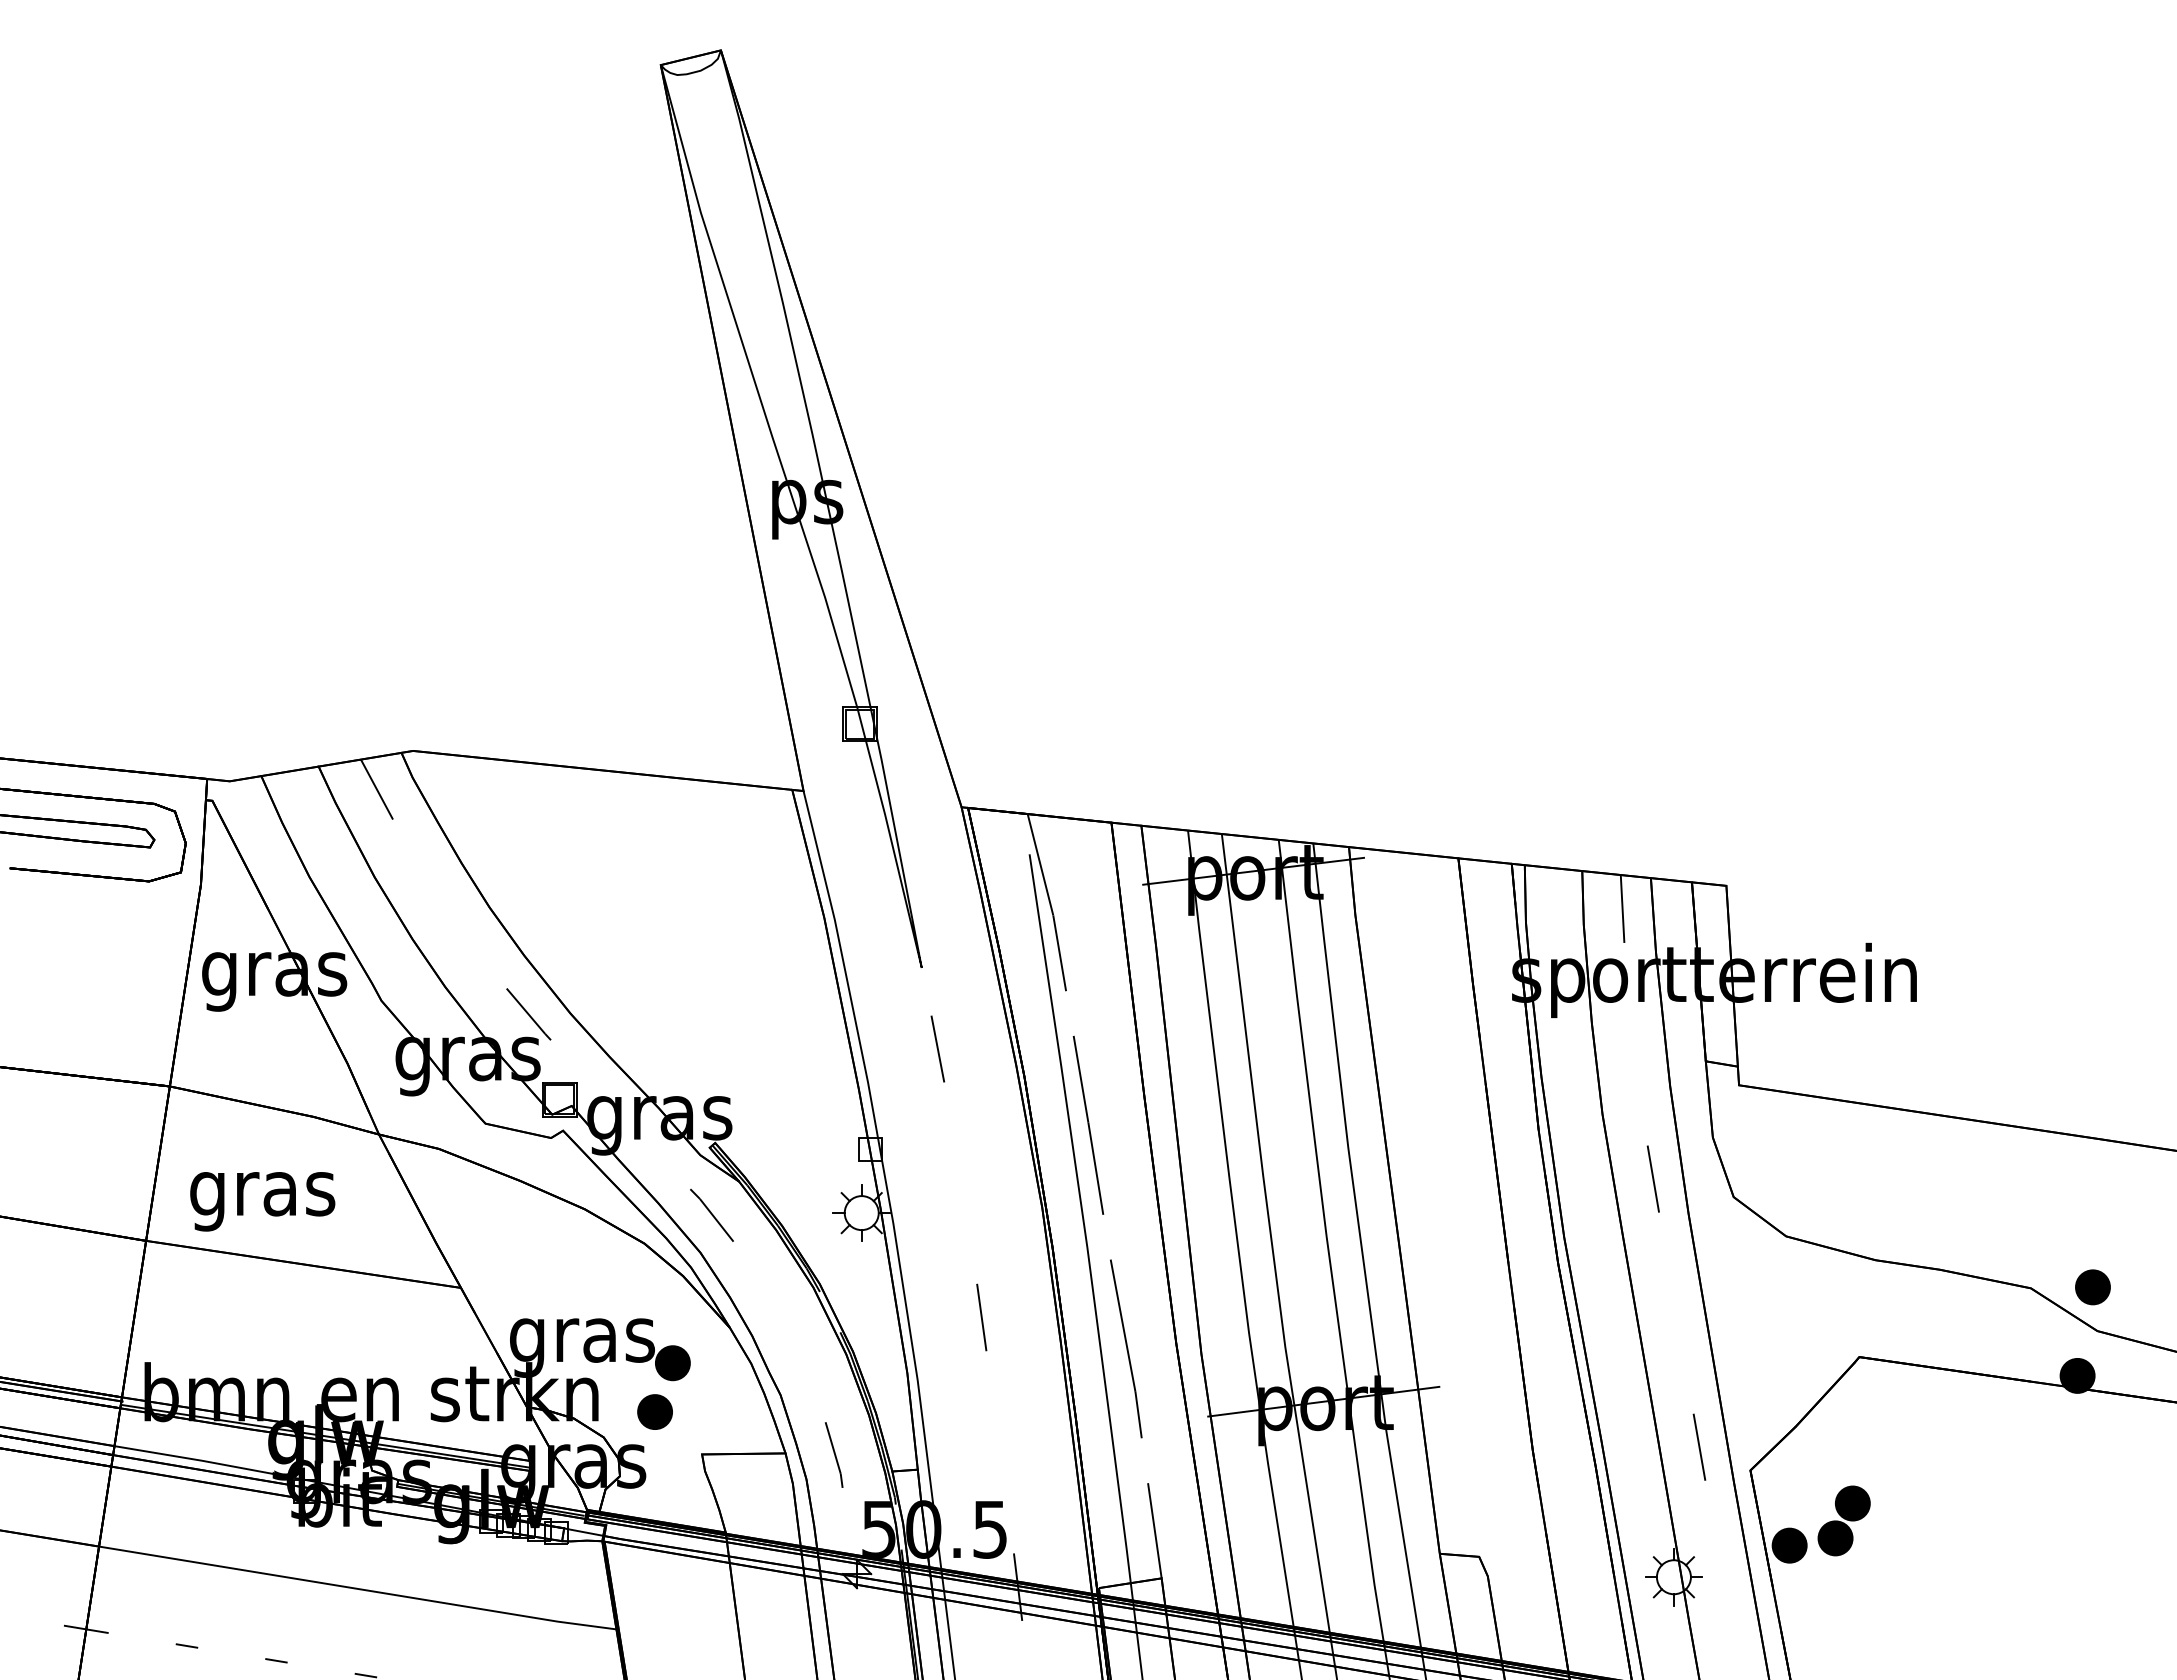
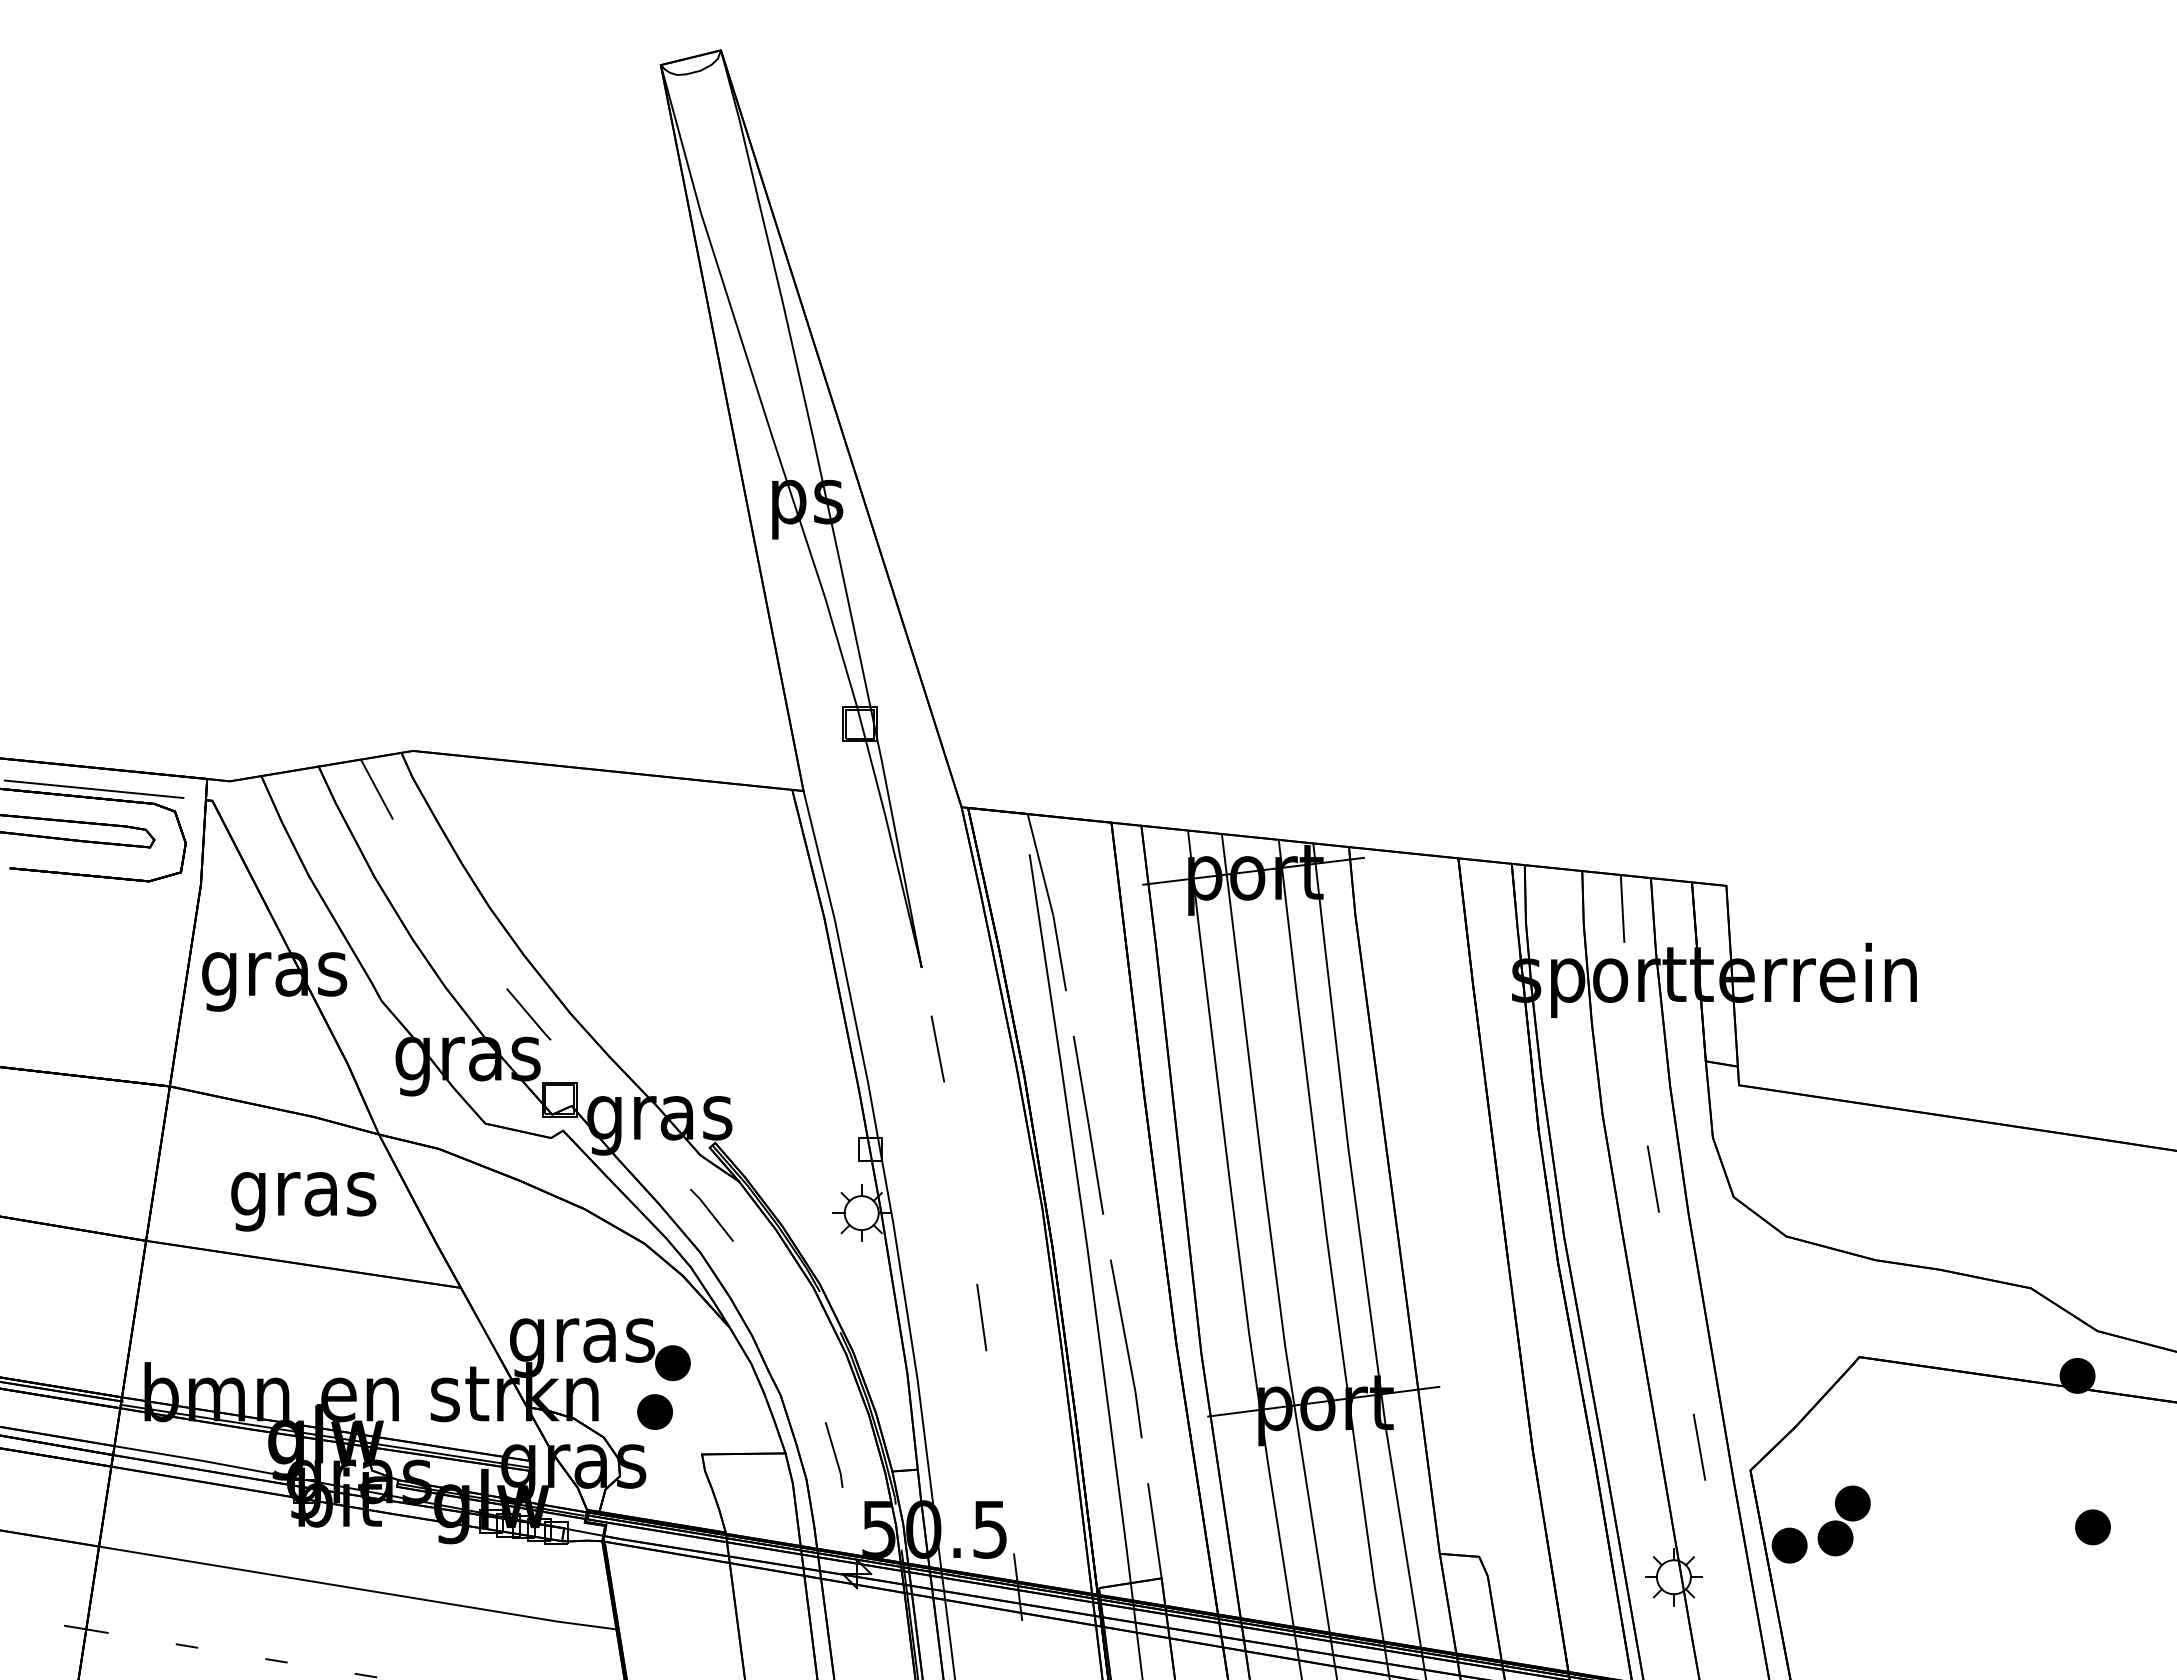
line: none -> present (103, 790)
text position: (262, 1201) -> (303, 1201) (303, 1201)
part position: (2092, 1287) -> (2092, 1527) (2092, 1527)
